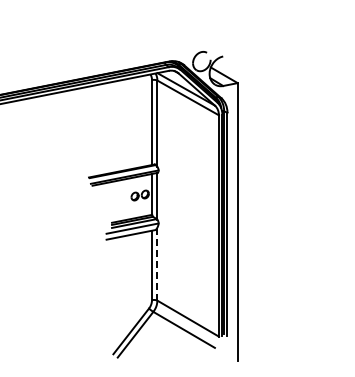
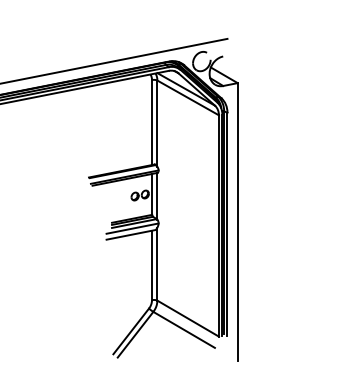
line: none -> present (114, 60)
line: dashed -> solid (157, 264)
